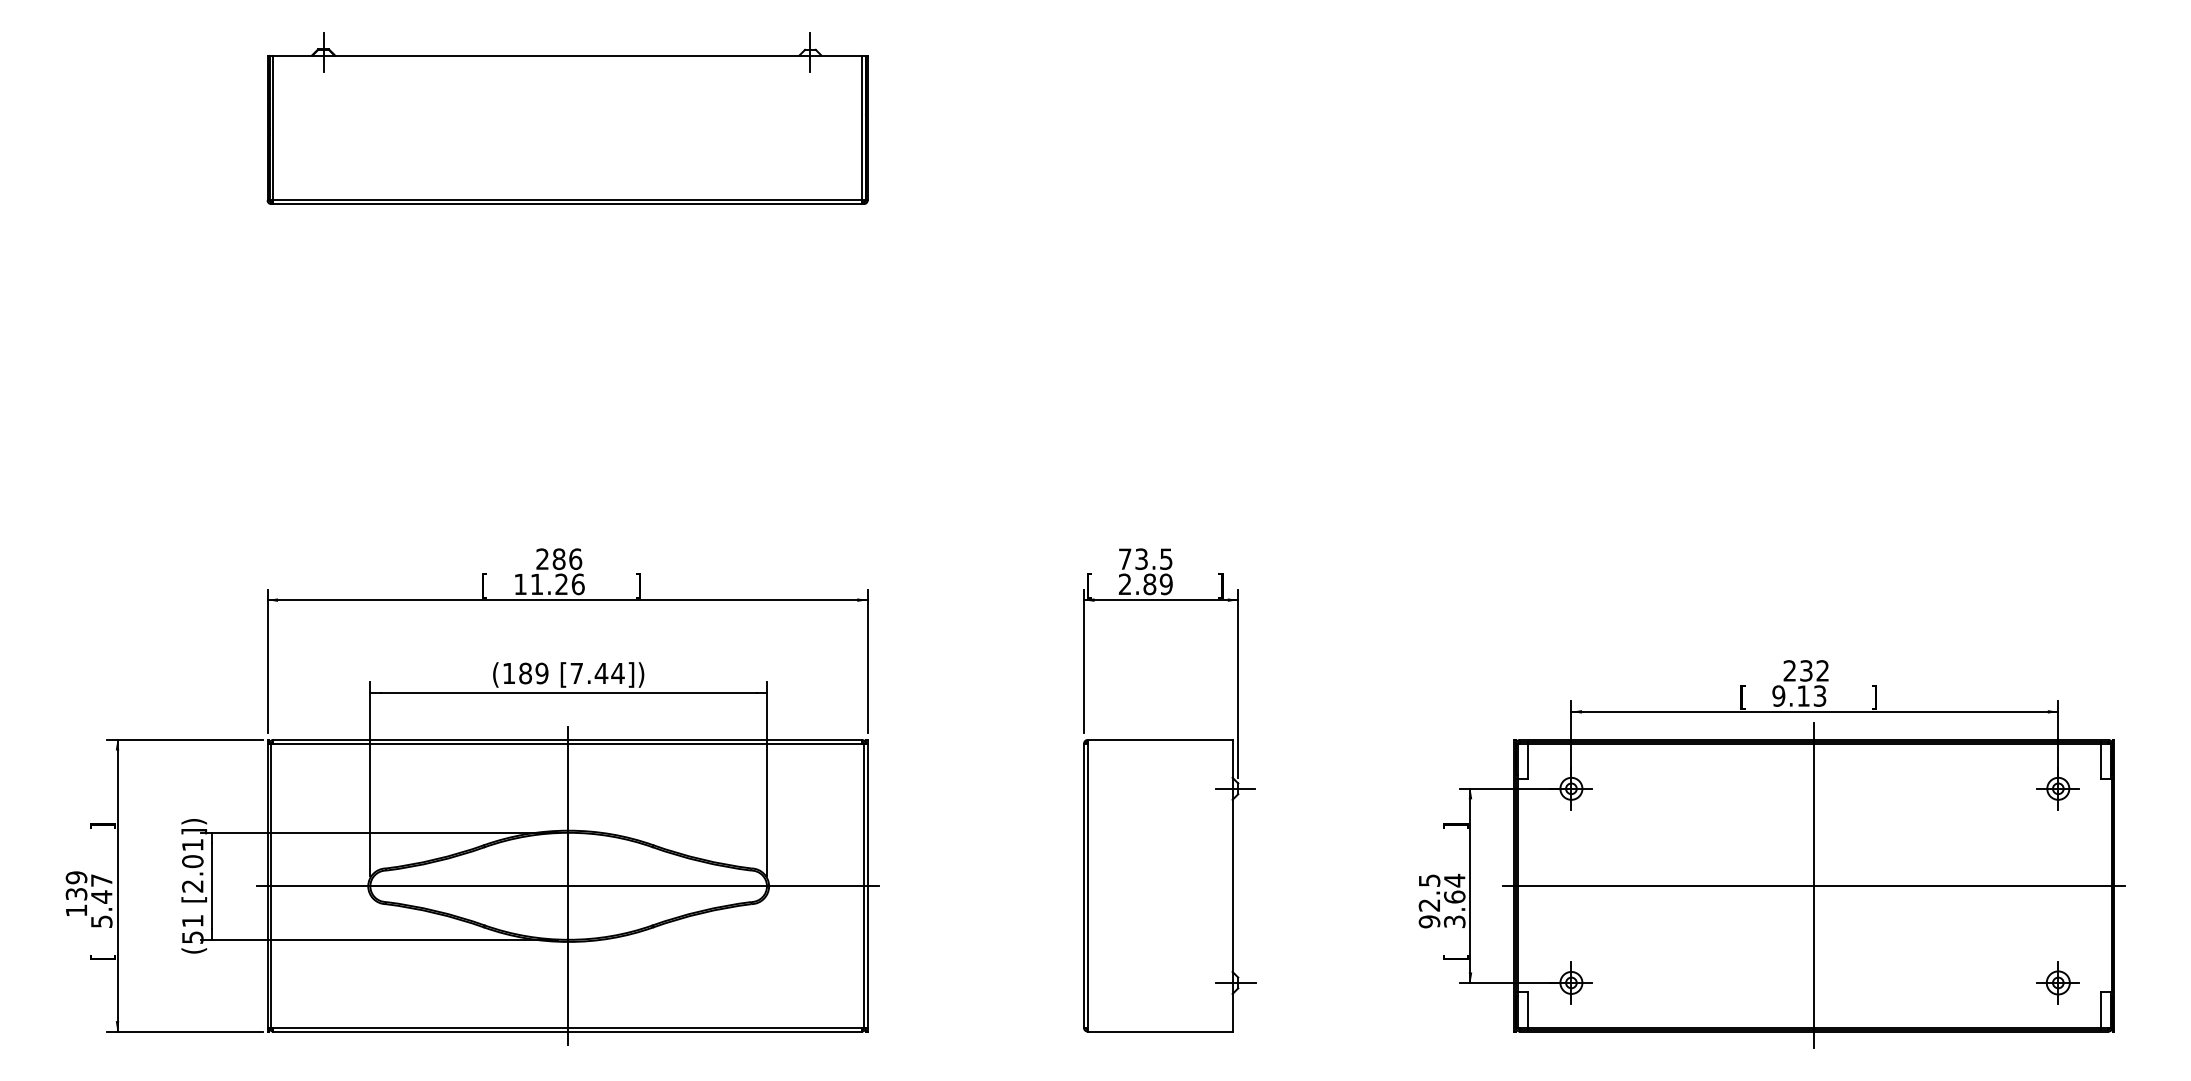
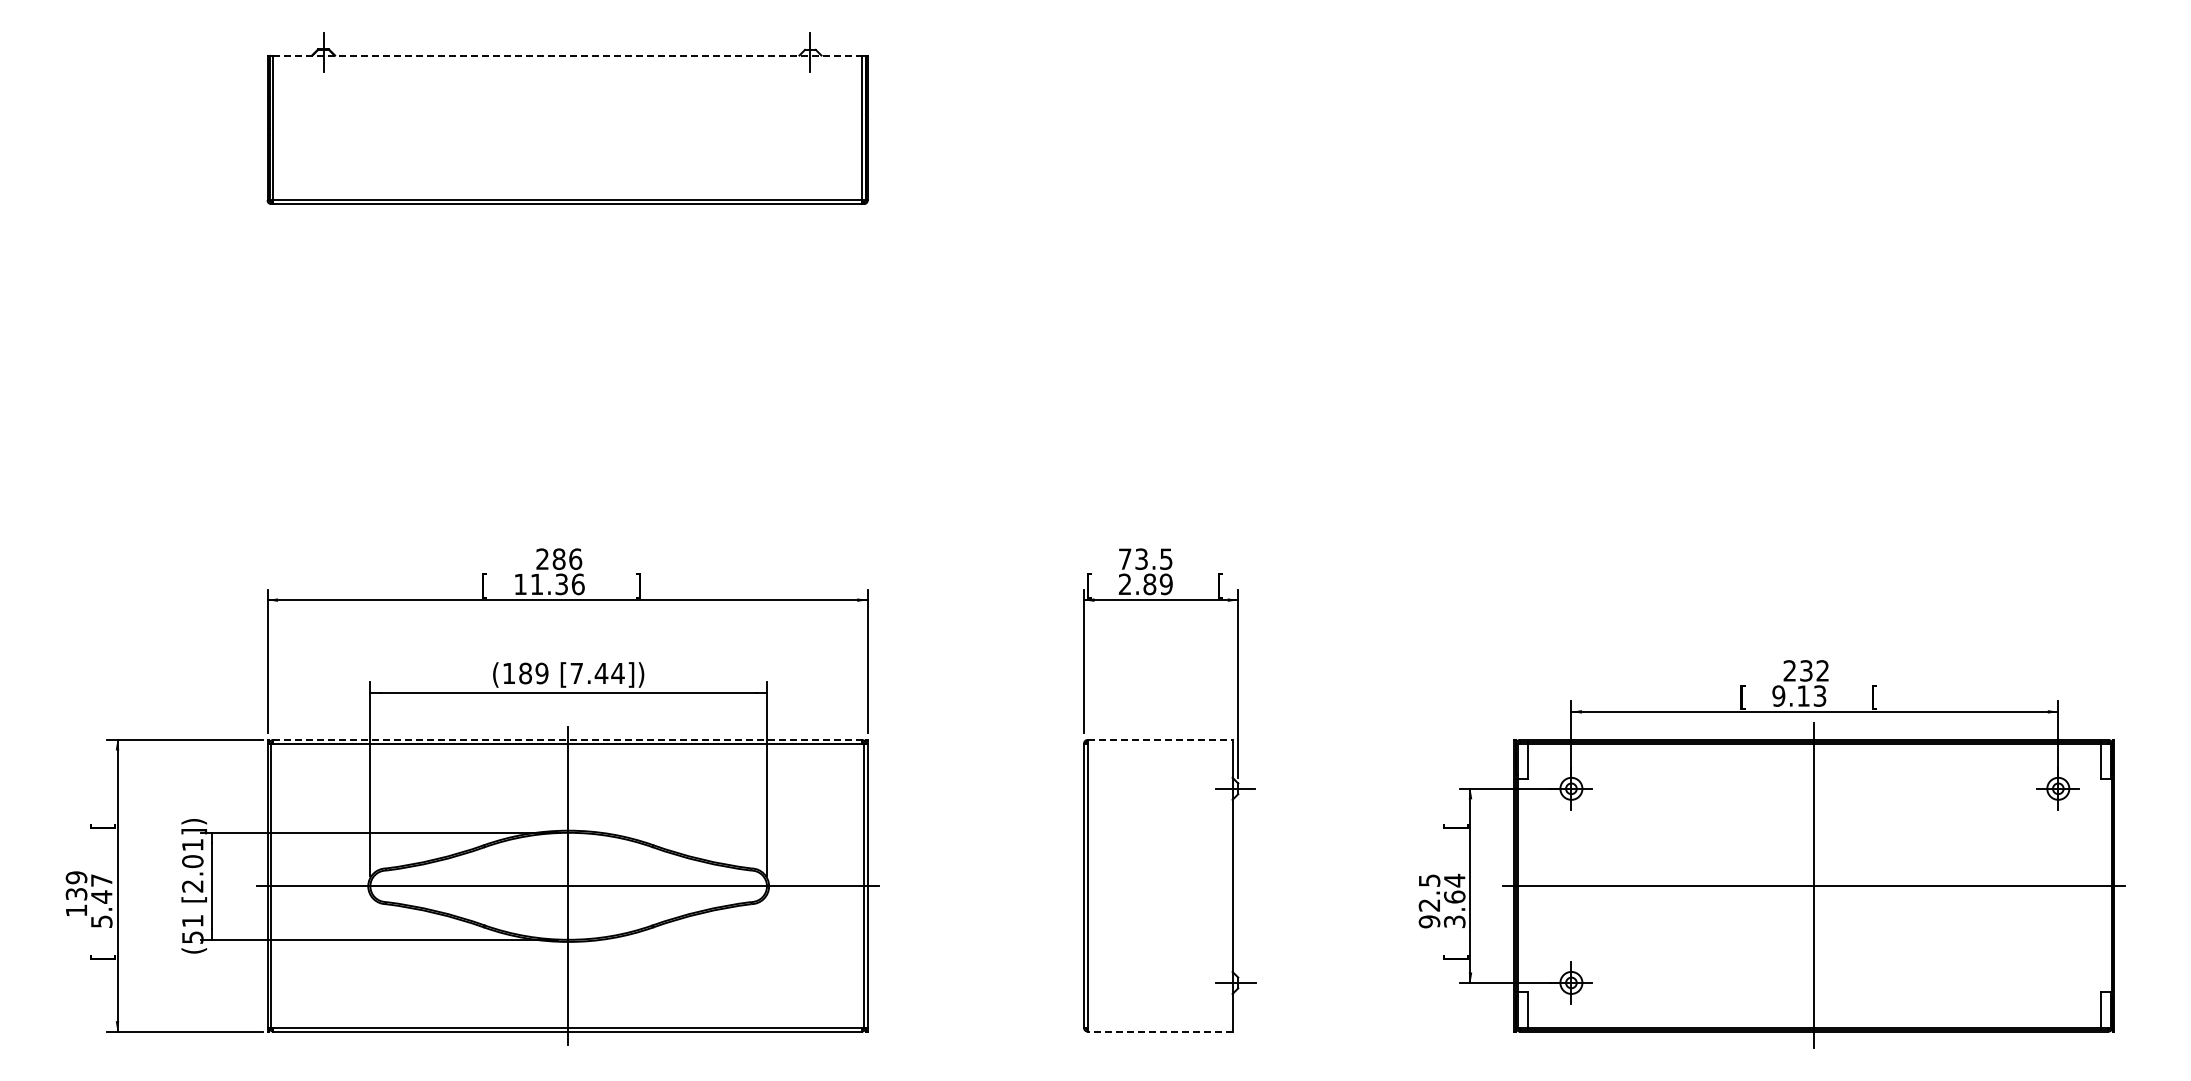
line: solid -> dashed (568, 55)
text: 11.26 -> 11.36 (561, 584)
text: ] -> [ (1220, 585)
text: ] -> [ (1874, 697)
line: solid -> dashed (568, 739)
line: solid -> dashed (1160, 739)
text: ] -> [ (102, 825)
text: ] -> [ (1455, 825)
part: present -> none (2057, 982)
line: solid -> dashed (1159, 1031)
